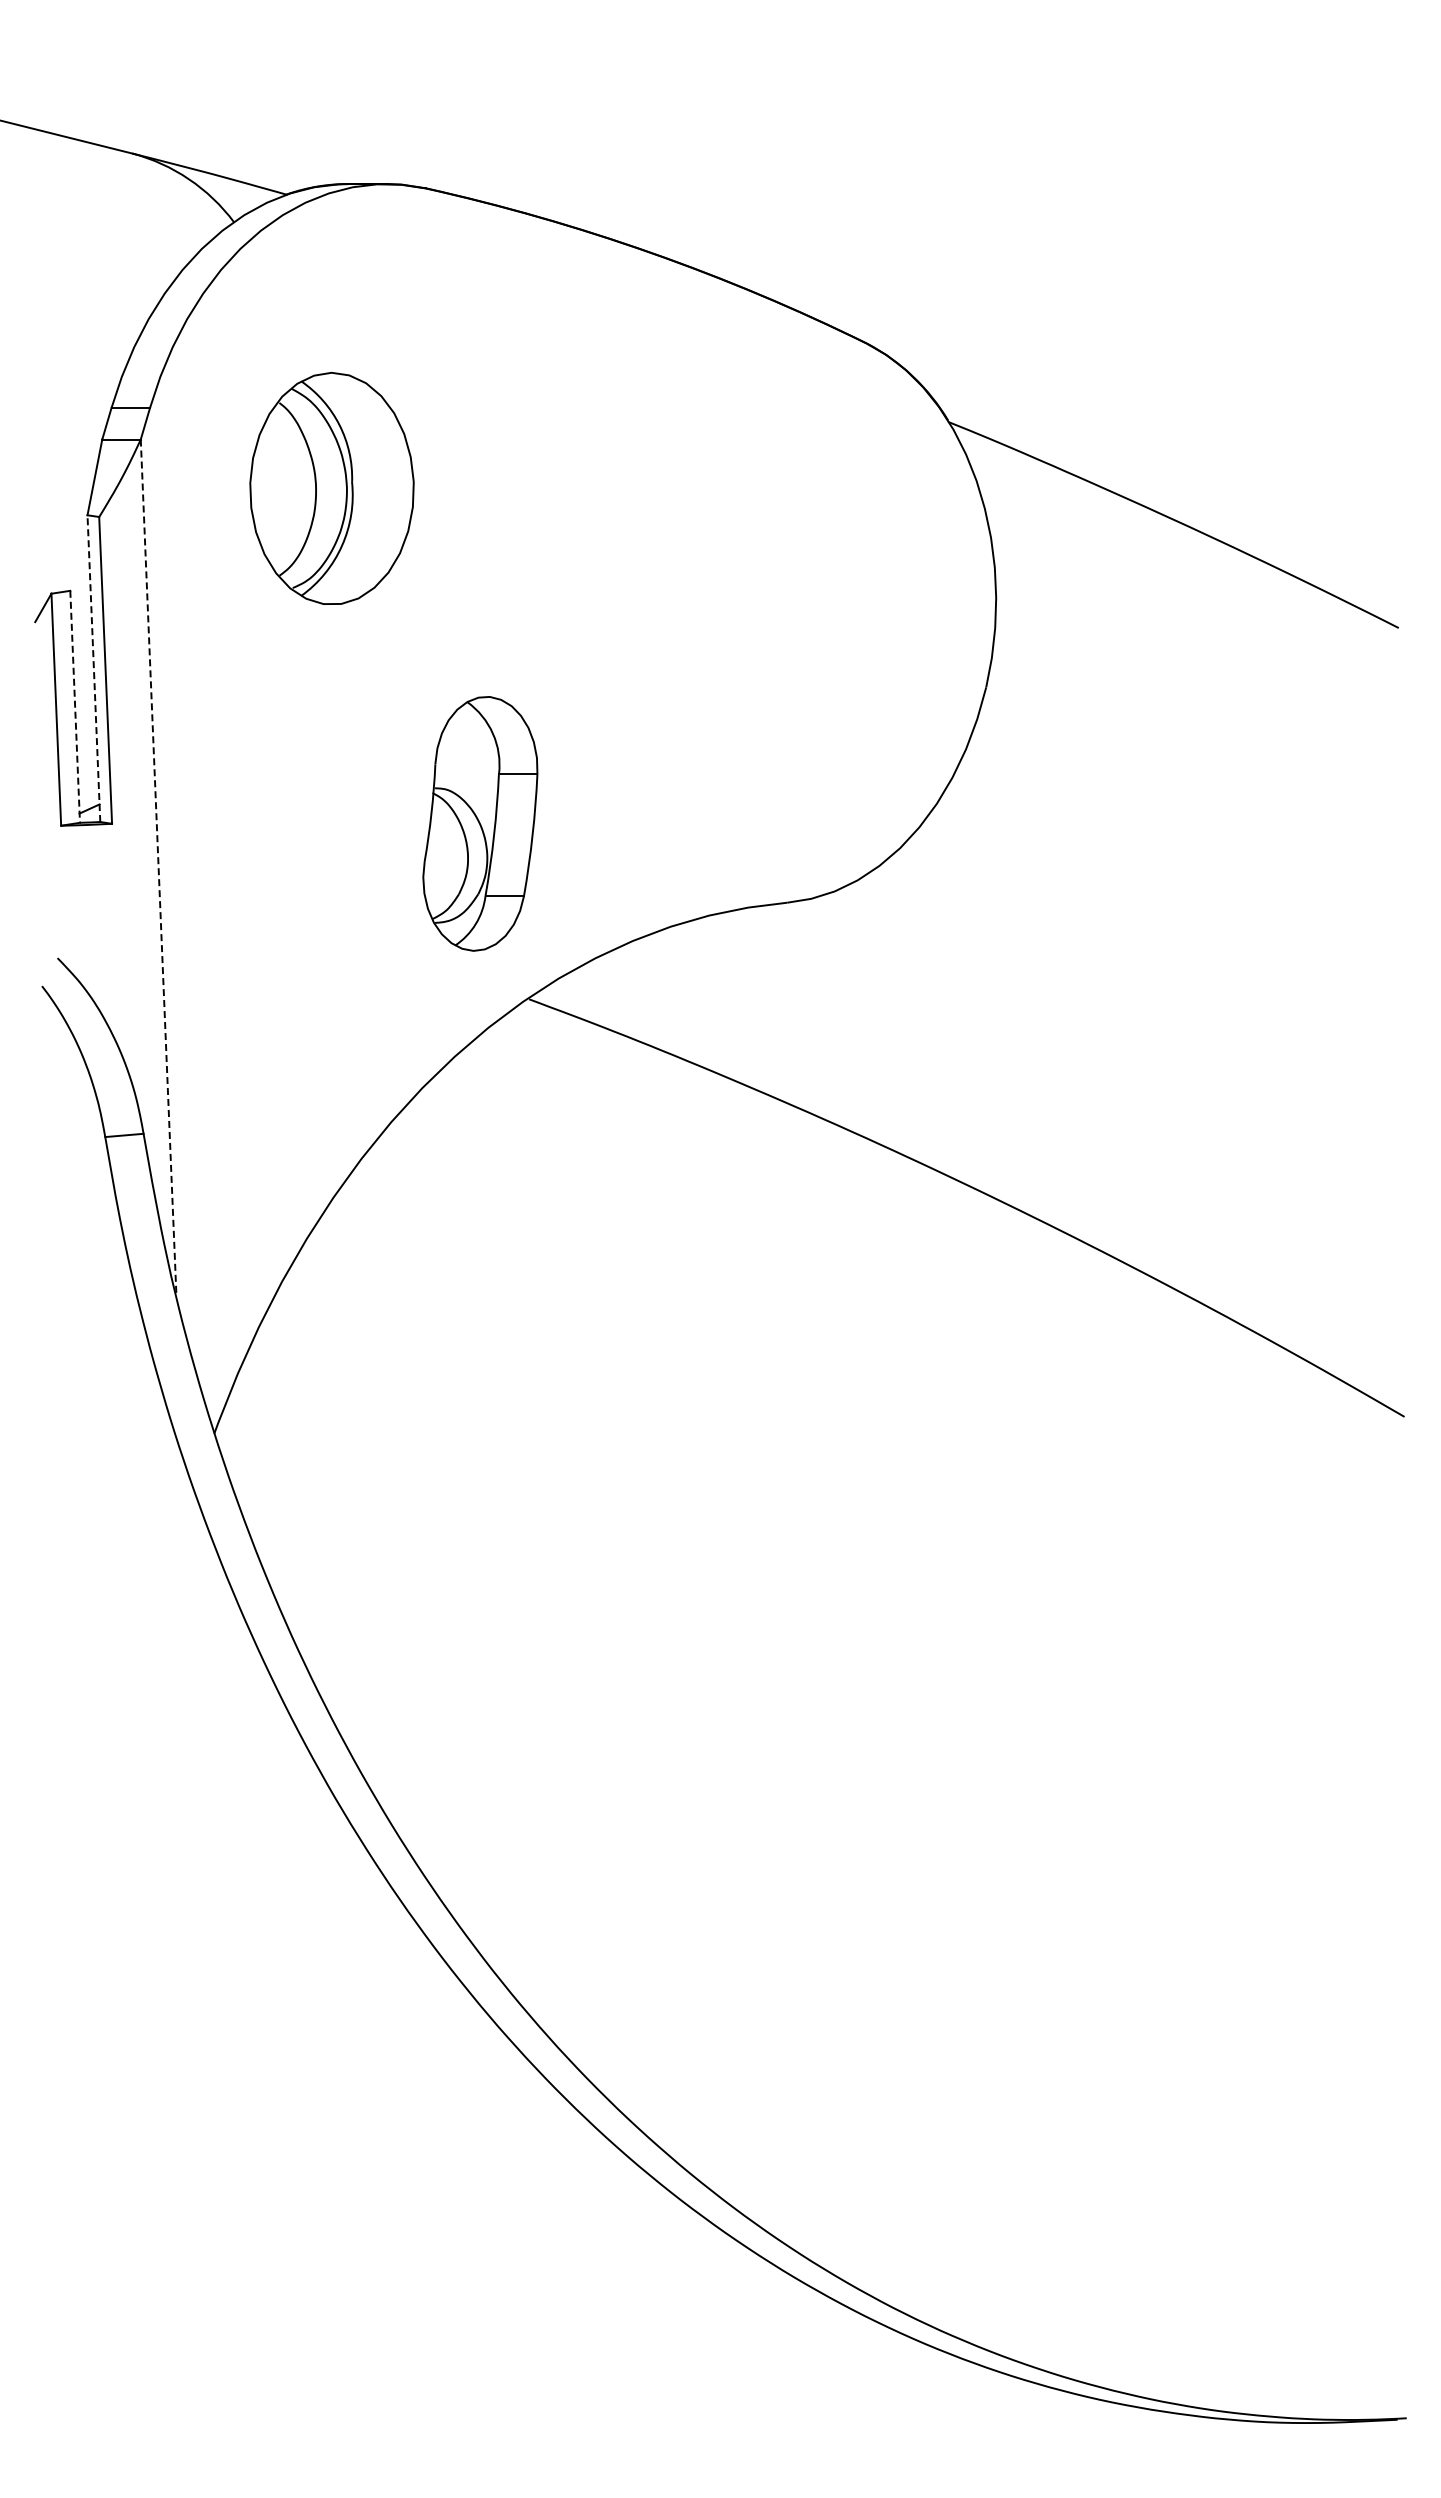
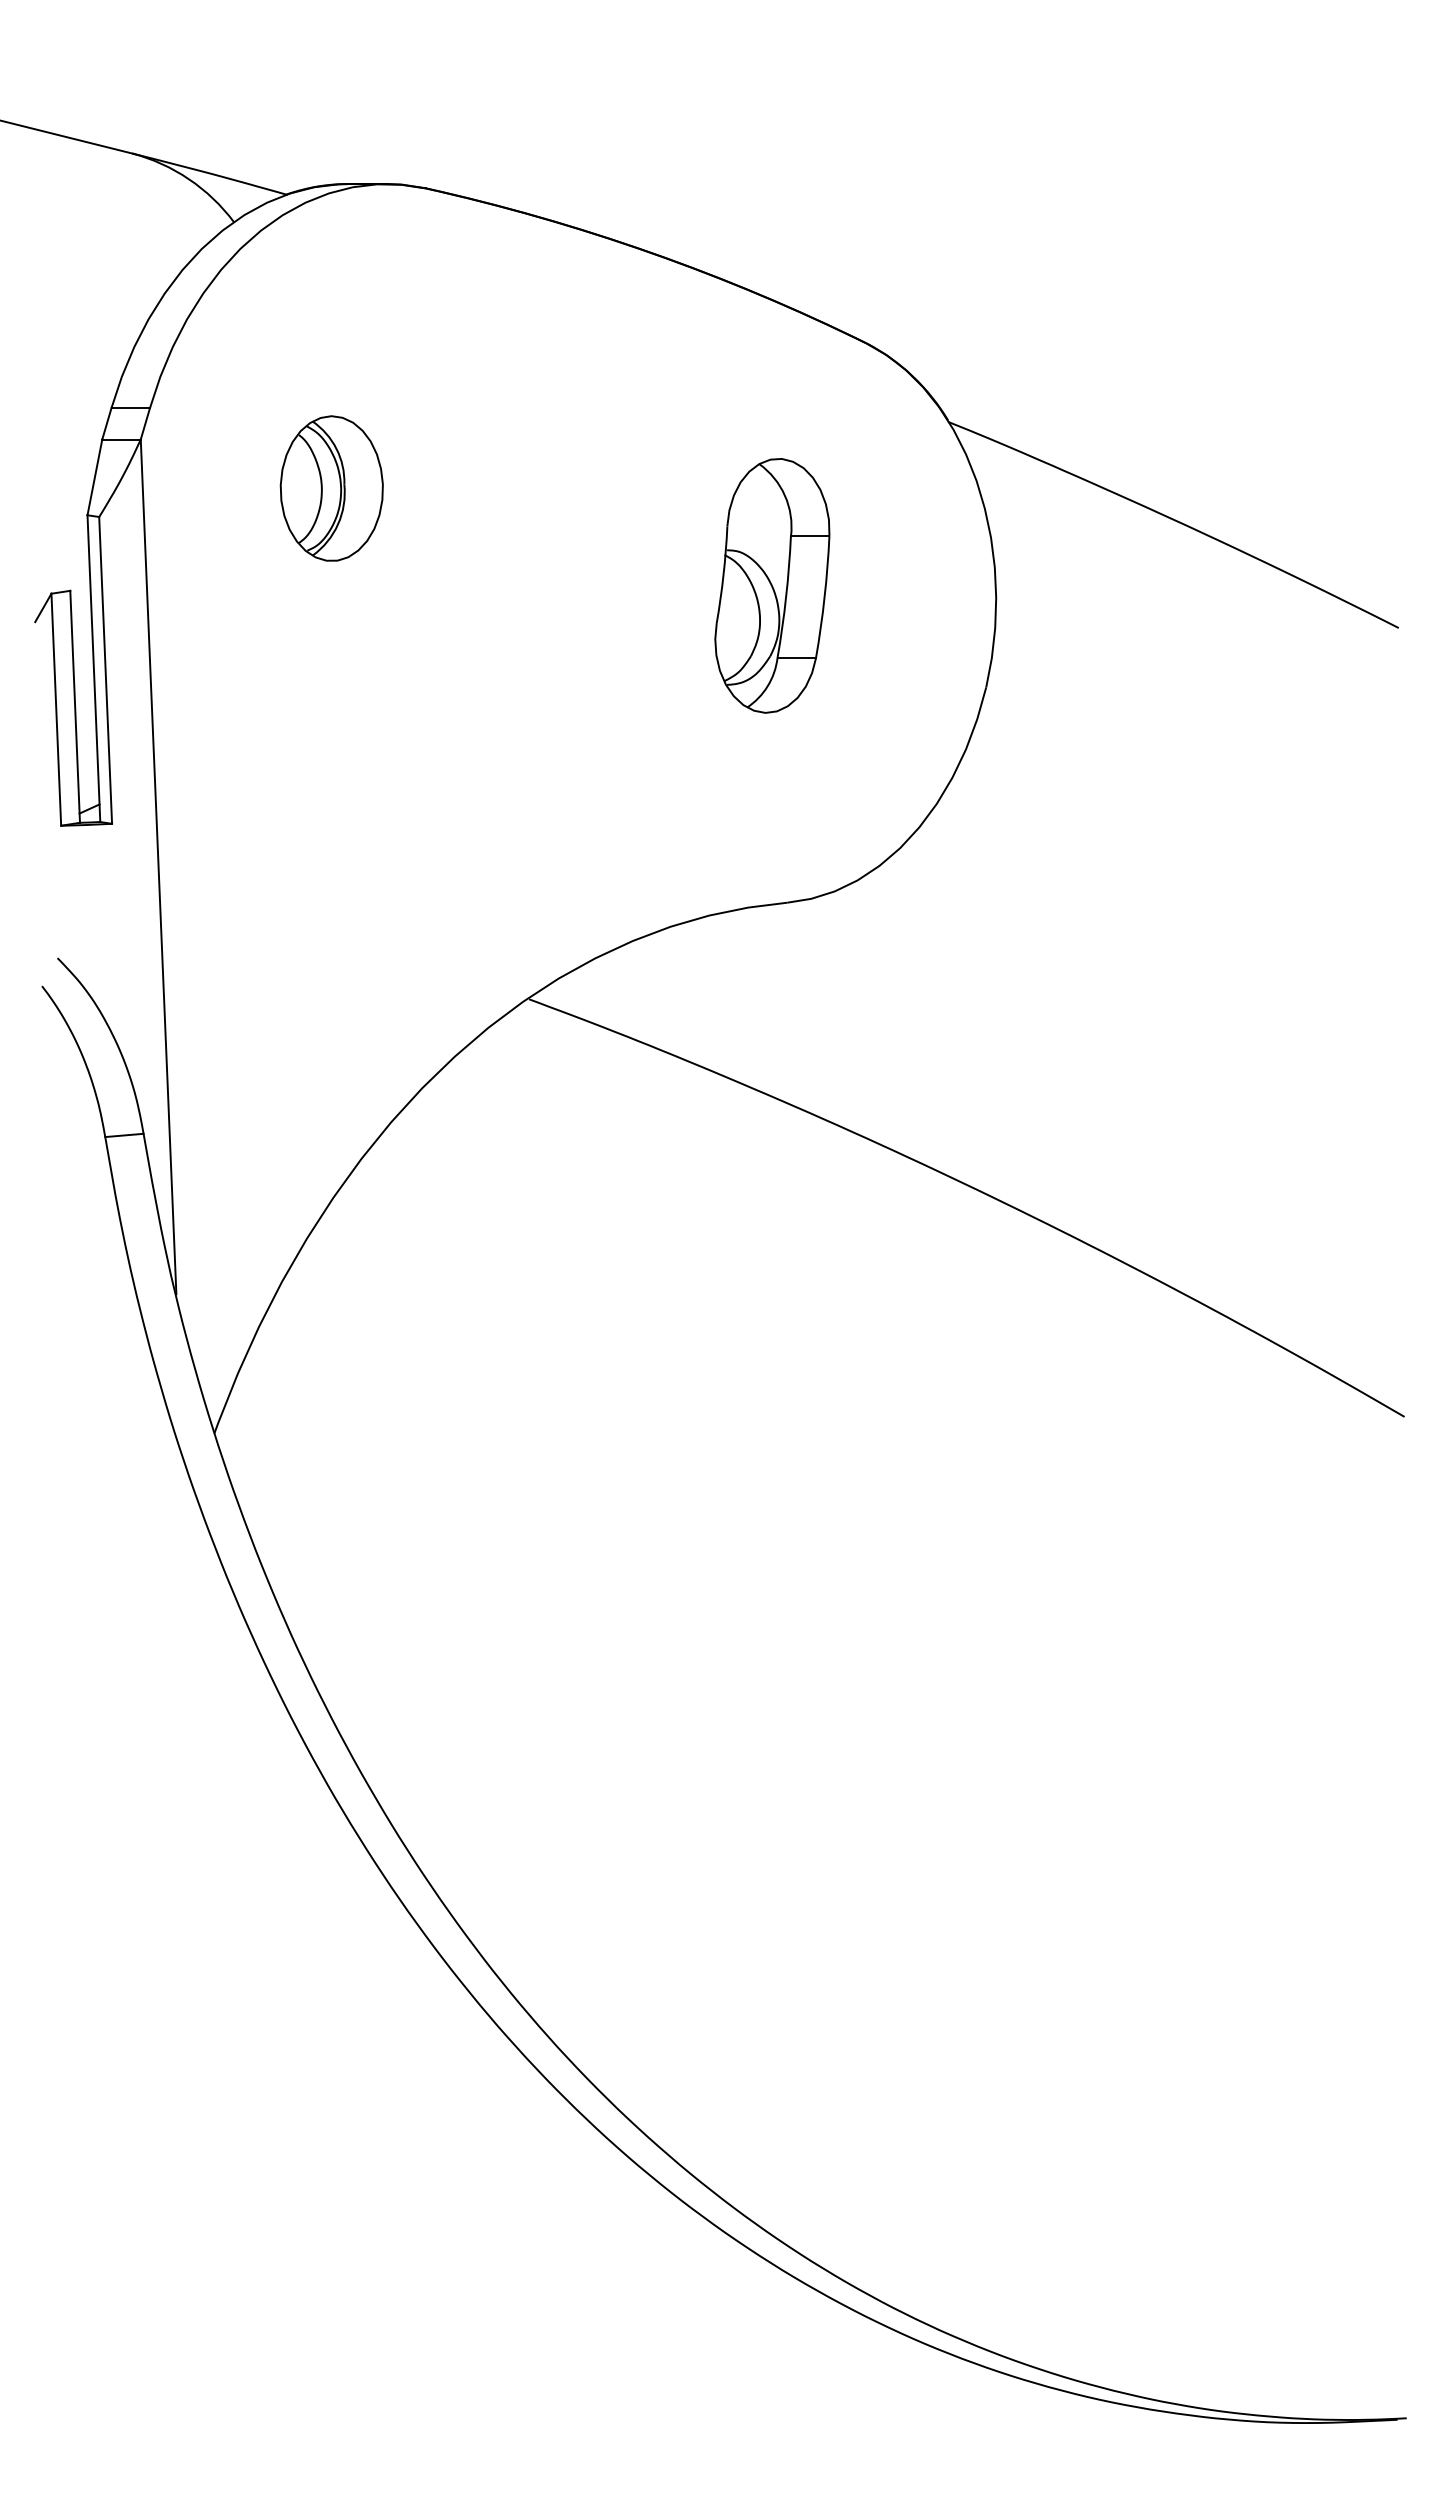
part size: 166x234 px -> 105x147 px (331, 488)
line: dashed -> solid (93, 668)
line: dashed -> solid (75, 707)
part position: (480, 823) -> (772, 585) (772, 585)
line: dashed -> solid (158, 866)
